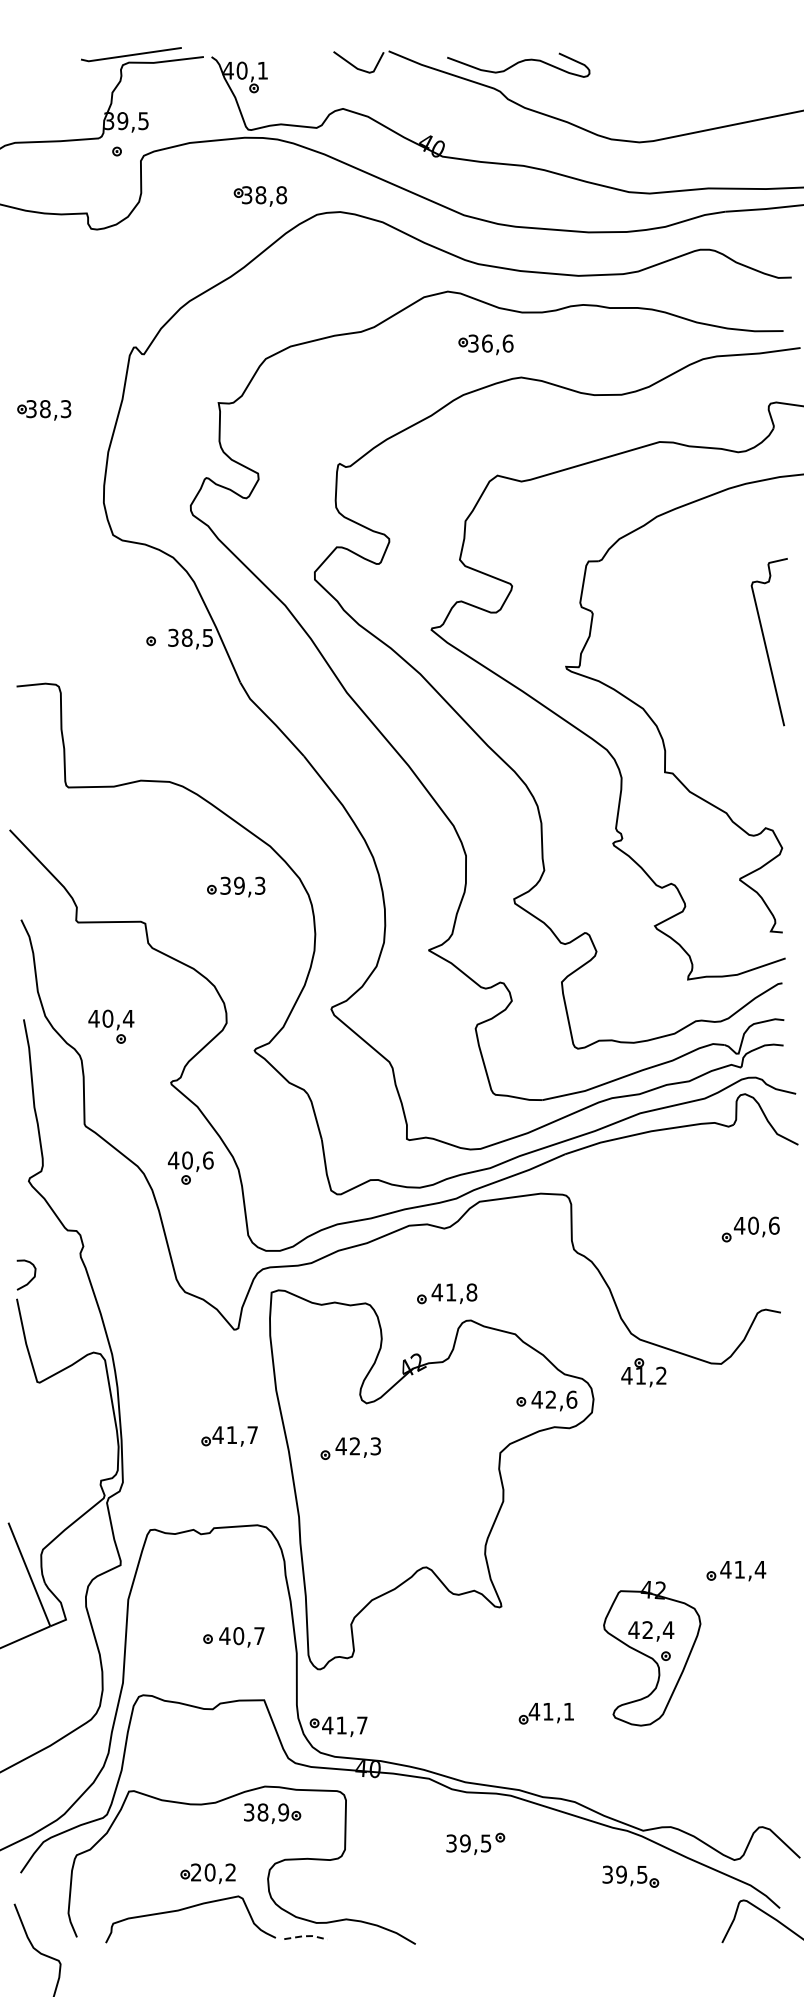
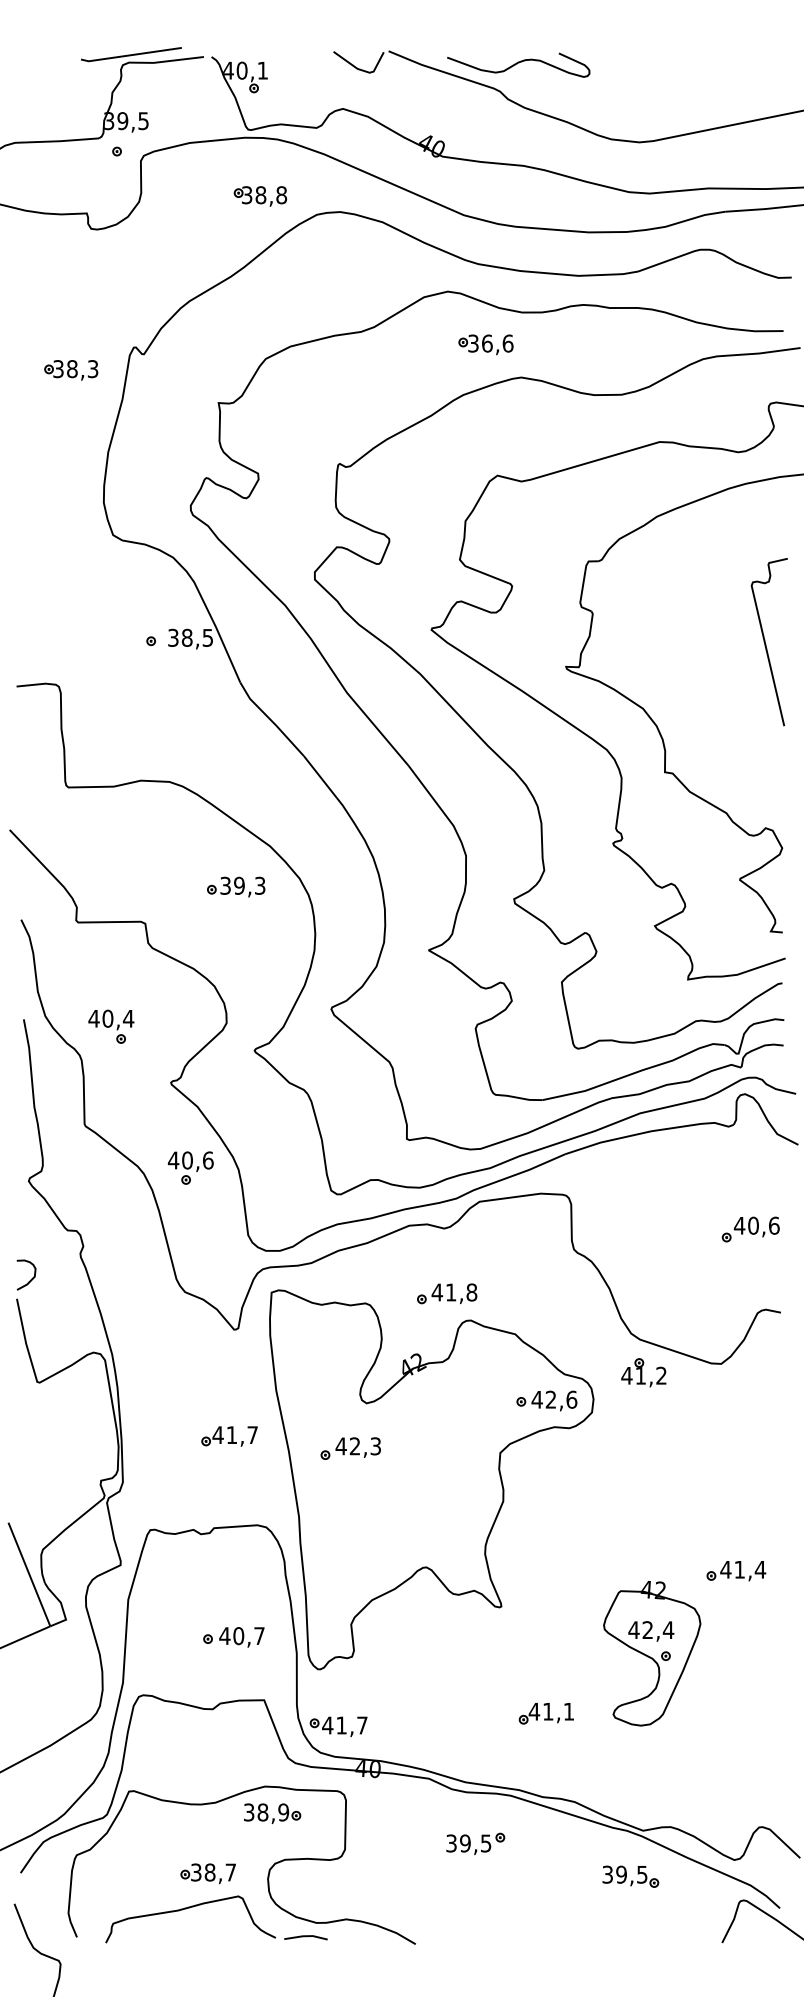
part position: (44, 410) -> (71, 370) (71, 370)
text: 20,2 -> 38,7 (213, 1872)
line: dashed -> solid (306, 1936)
